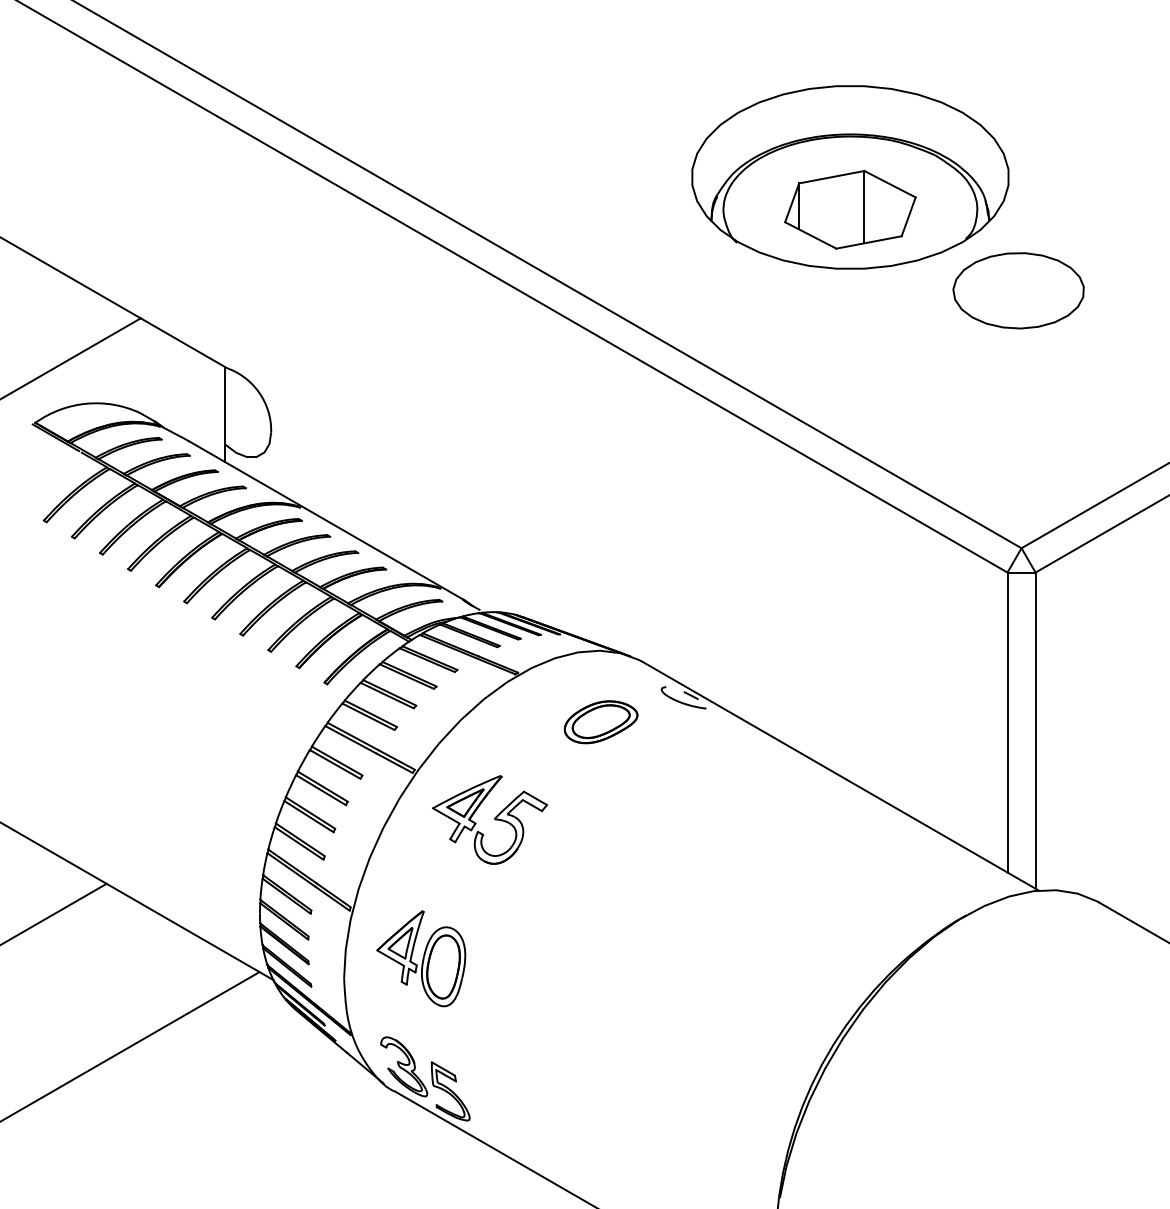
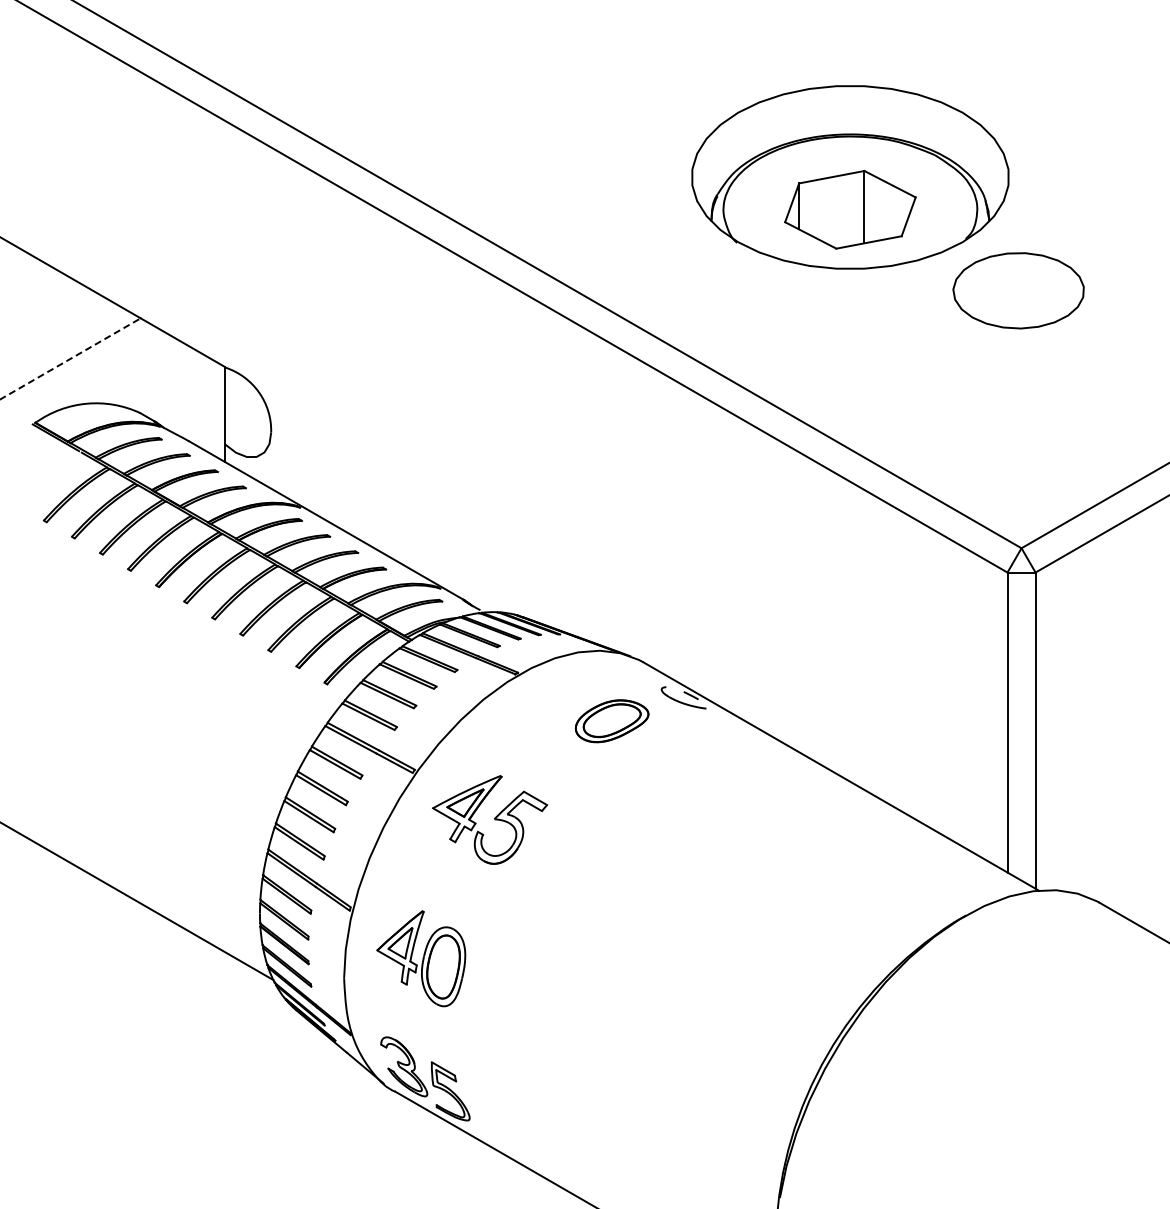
line: solid -> dashed (70, 358)
part position: (600, 722) -> (611, 721) (611, 721)
line: present -> none (54, 913)
line: present -> none (130, 1046)
